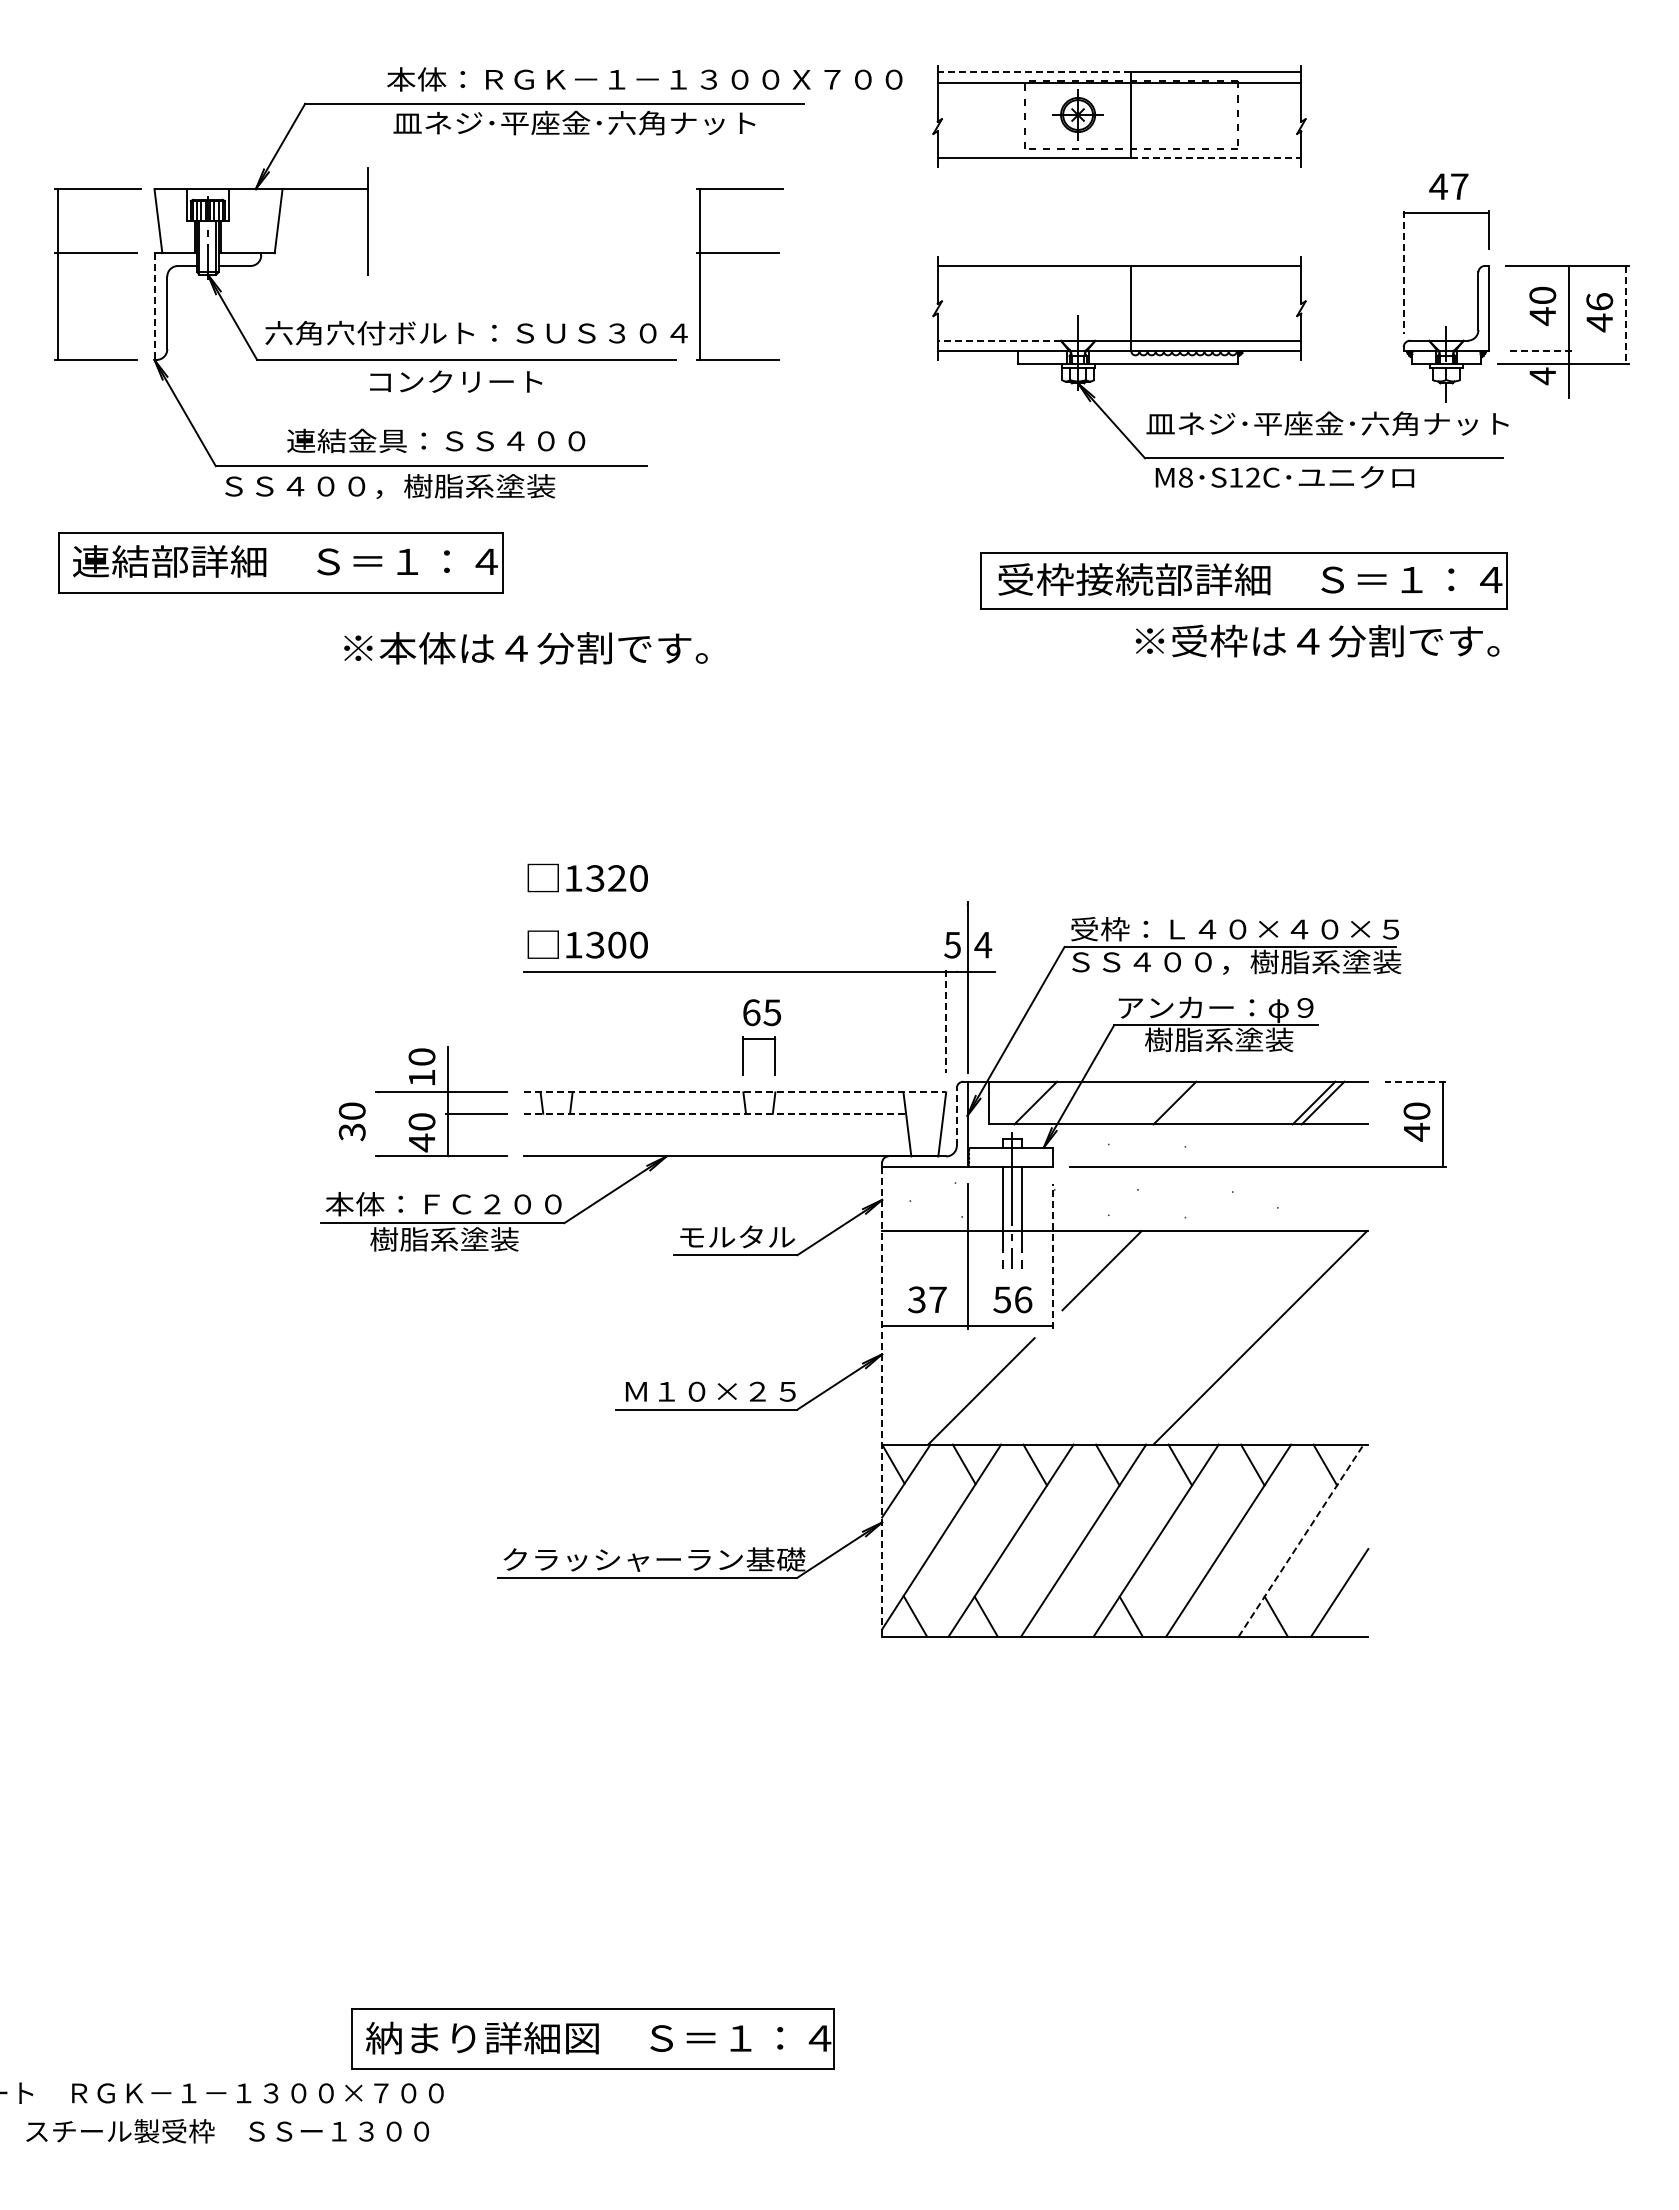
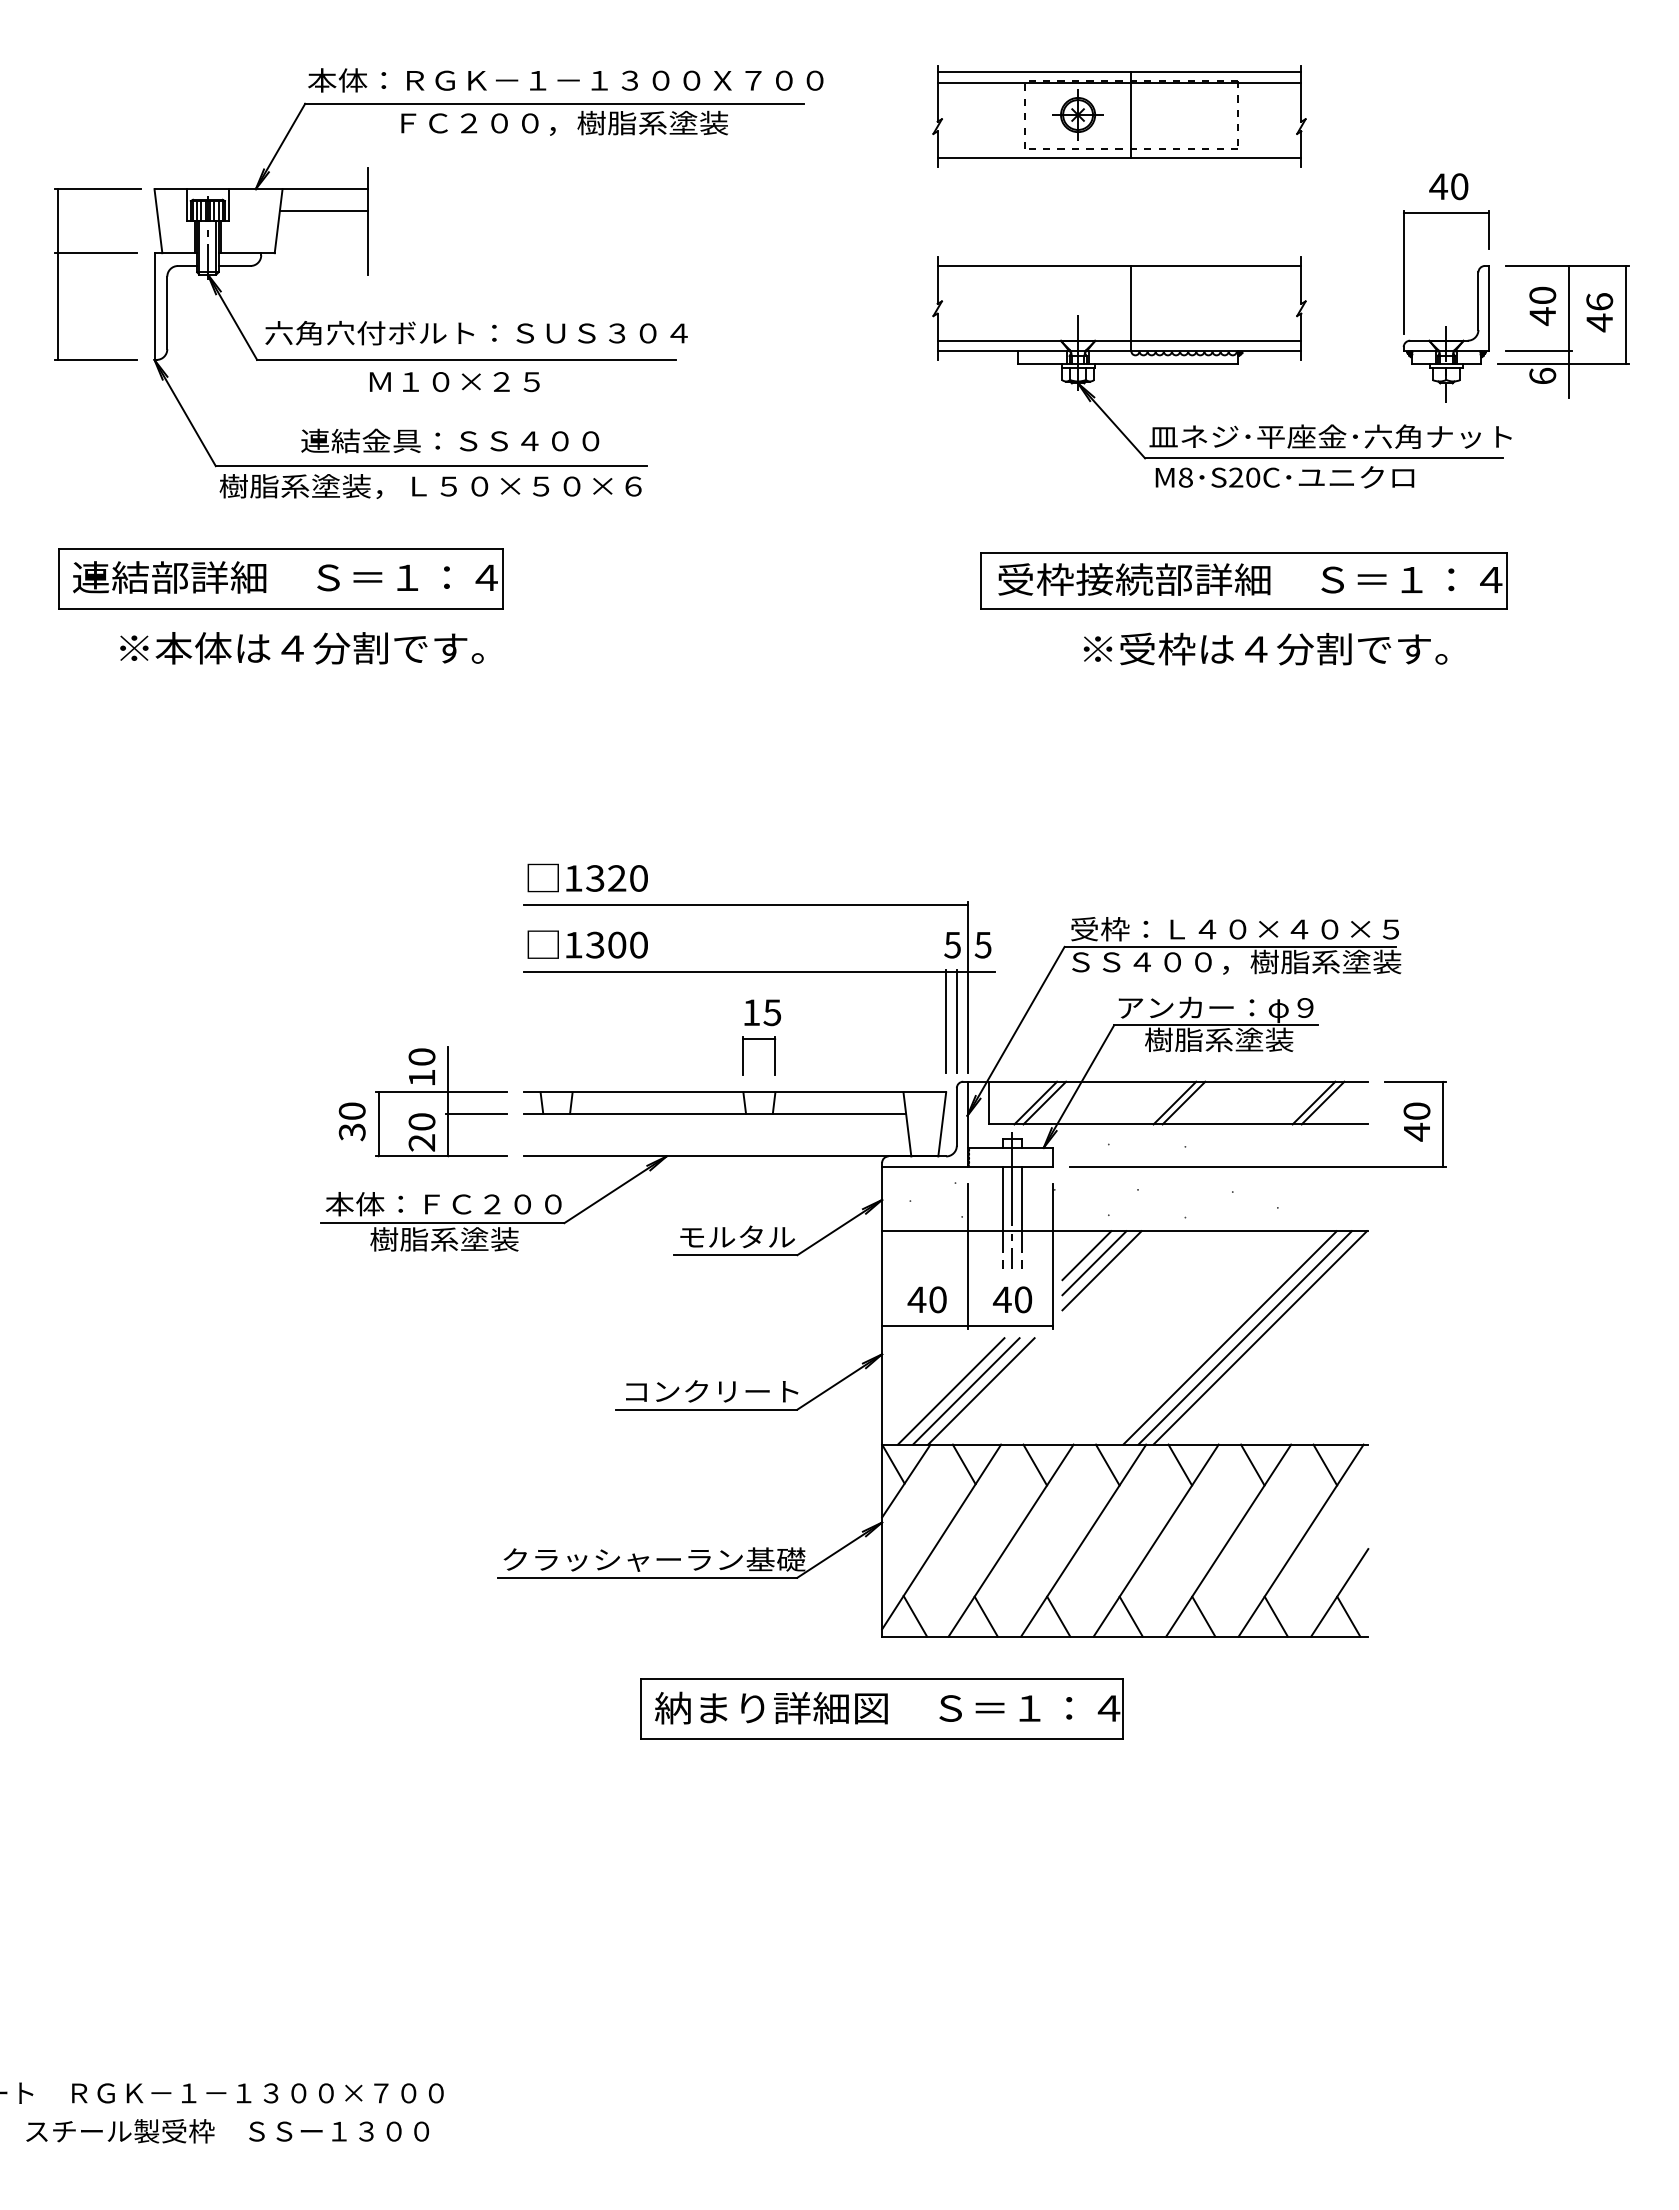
line: dashed -> solid (1034, 72)
text position: (644, 79) -> (565, 80) (565, 80)
text: 皿ネジ･平座金･六角ナット -> ＦＣ２００，樹脂系塗装 (574, 122)
line: dashed -> solid (1216, 157)
text: 47 -> 40 (1459, 186)
line: none -> present (323, 210)
part: present -> none (739, 253)
line: dashed -> solid (1403, 272)
line: dashed -> solid (154, 307)
line: dashed -> solid (1626, 315)
line: dashed -> solid (999, 340)
line: dashed -> solid (1538, 351)
text: 4 -> 6 (1542, 376)
text: コンクリート -> Ｍ１０×２５ (456, 381)
text position: (1327, 423) -> (1330, 436) (1330, 436)
text position: (436, 440) -> (450, 440) (450, 440)
text: S12C -> S20C (1244, 477)
text: ＳＳ４００，樹脂系塗装 -> 樹脂系塗装，Ｌ５０×５０×６ (430, 486)
part position: (280, 562) -> (280, 578) (280, 578)
text position: (1317, 640) -> (1265, 648) (1265, 648)
text position: (525, 648) -> (301, 648) (301, 648)
line: none -> present (745, 904)
text: 4 -> 5 (983, 945)
text: 65 -> 15 (751, 1012)
line: dashed -> solid (946, 1021)
line: none -> present (956, 1021)
line: dashed -> solid (1415, 1081)
line: dashed -> solid (735, 1092)
line: none -> present (1044, 1102)
line: none -> present (1183, 1102)
line: dashed -> solid (715, 1113)
line: dashed -> solid (956, 1116)
line: none -> present (378, 1124)
text: 40 -> 20 (421, 1142)
line: none -> present (1086, 1255)
line: dashed -> solid (1052, 1256)
line: none -> present (1094, 1263)
text: 37 -> 40 (926, 1299)
text: 56 -> 40 (1012, 1299)
line: none -> present (1229, 1337)
line: none -> present (1244, 1337)
text: Ｍ１０×２５ -> コンクリート (711, 1391)
line: none -> present (950, 1391)
line: none -> present (966, 1391)
line: dashed -> solid (882, 1401)
line: dashed -> solid (1301, 1540)
line: none -> present (1058, 1616)
line: none -> present (1203, 1616)
line: none -> present (1348, 1616)
part position: (592, 2038) -> (881, 1708) (881, 1708)
